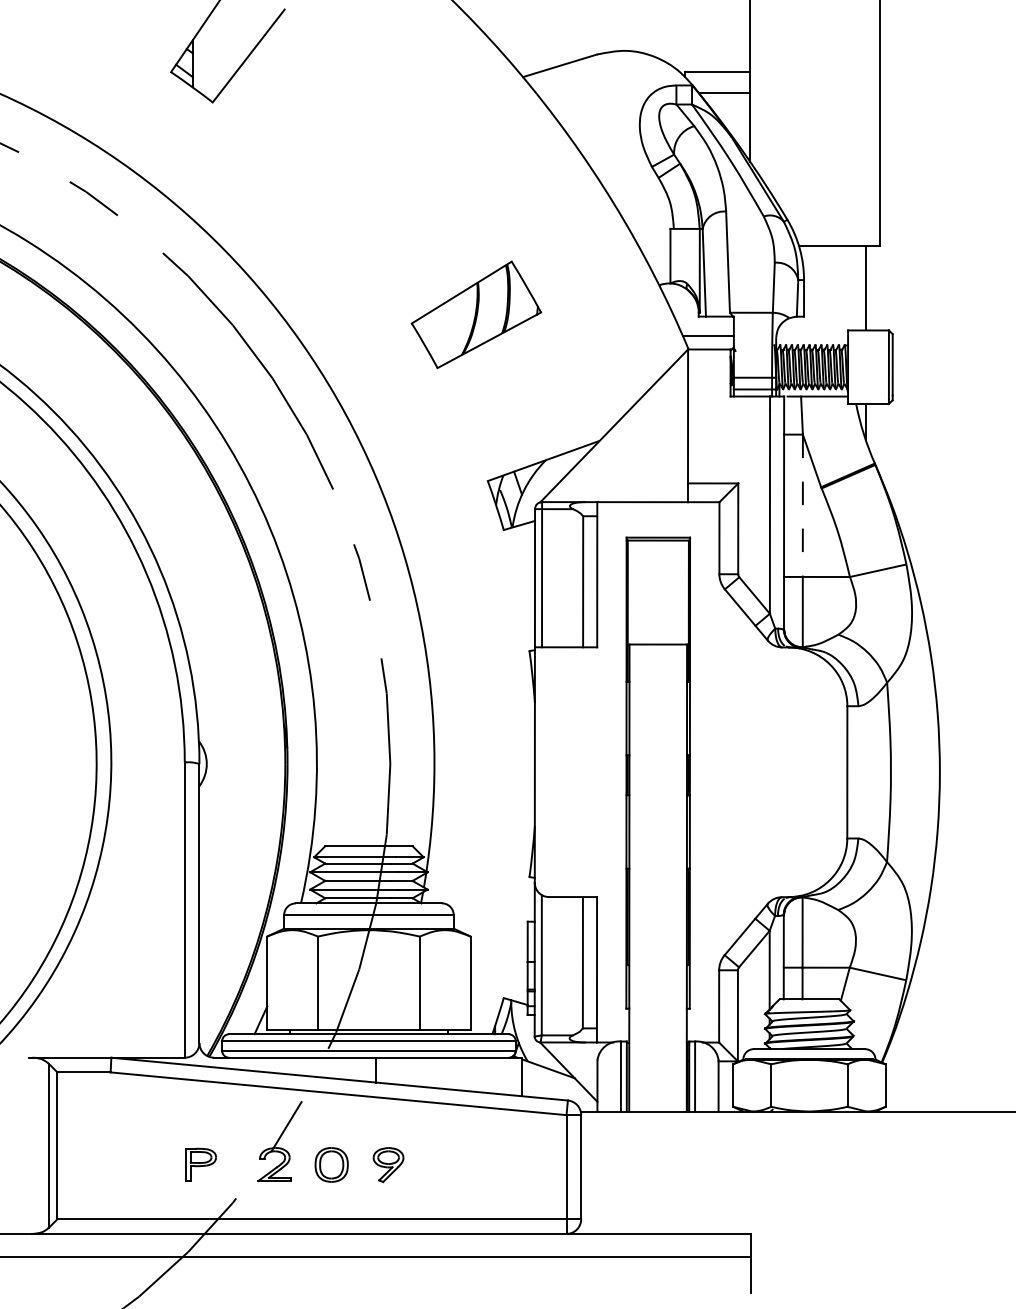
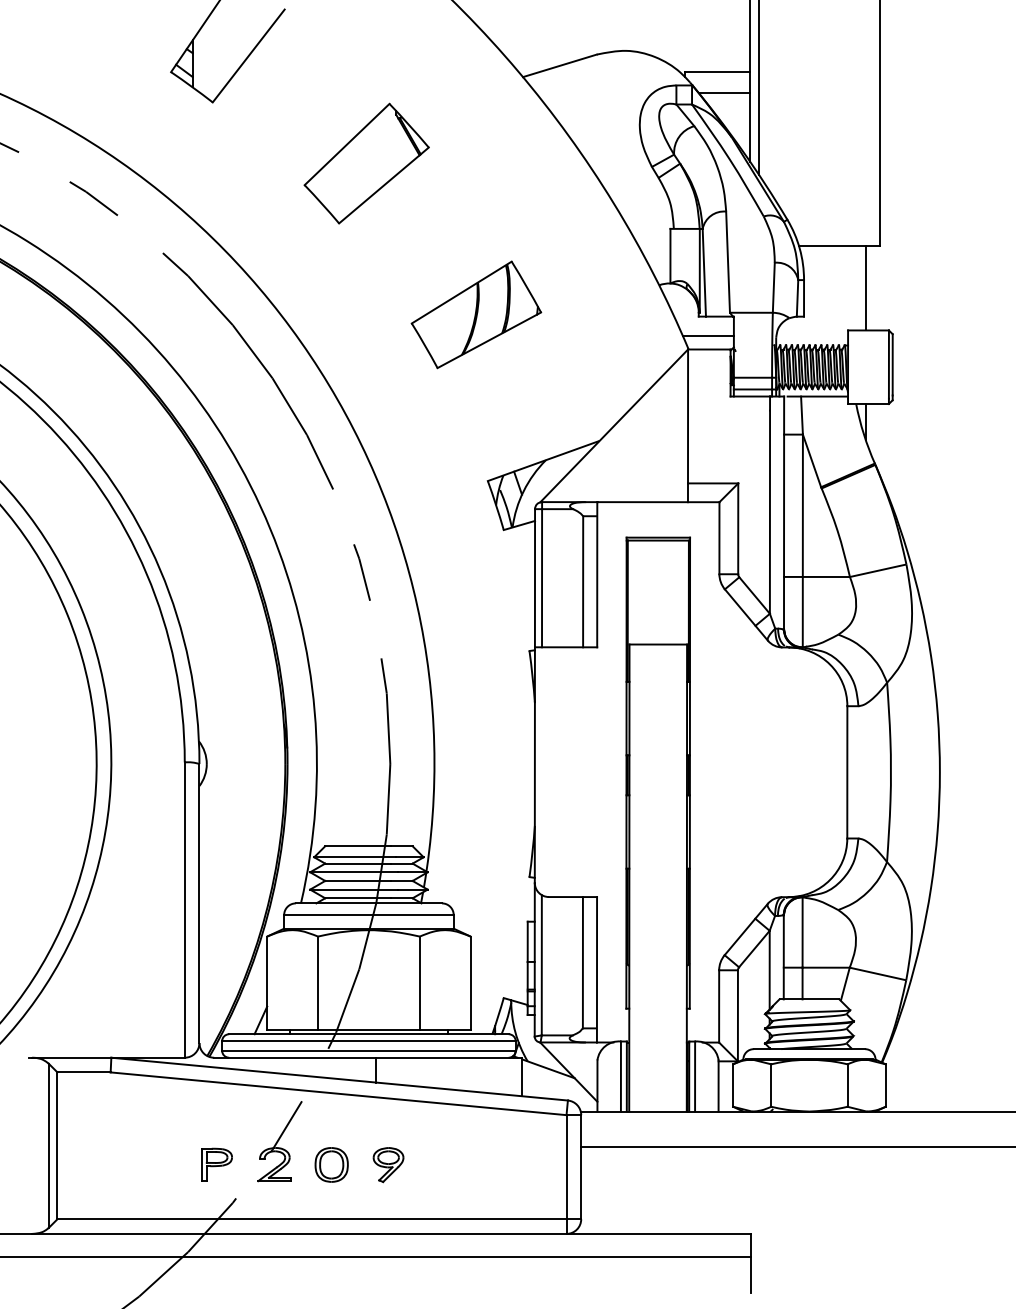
line: none -> present (759, 88)
part: none -> present (366, 163)
line: dashed -> solid (802, 506)
line: none -> present (796, 1146)
part position: (200, 1164) -> (216, 1164) (216, 1164)
